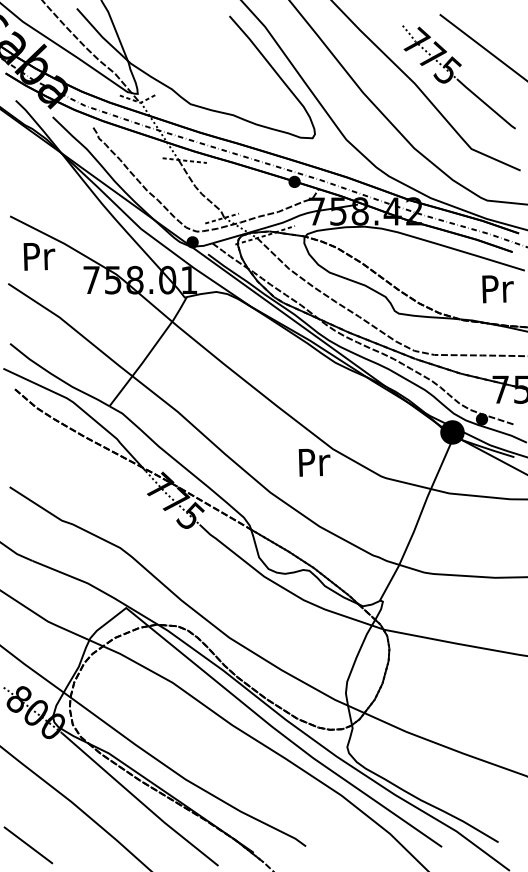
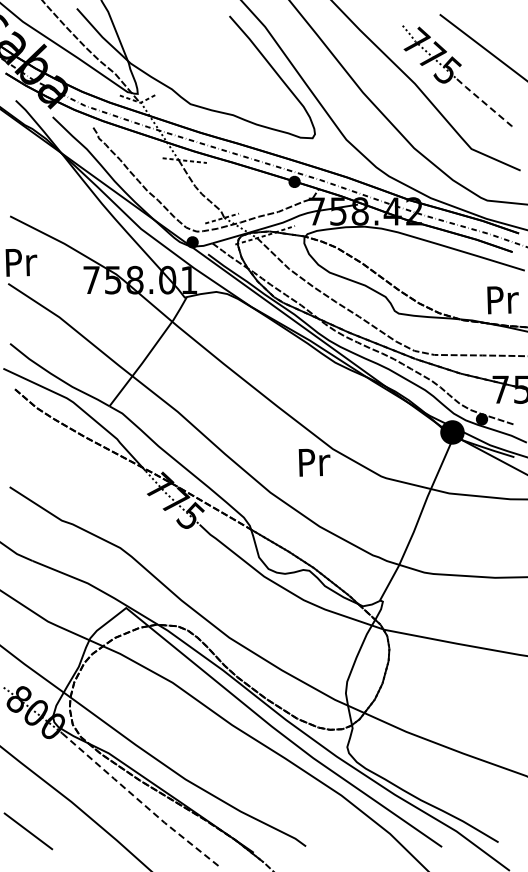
line: solid -> dashed (486, 104)
text position: (39, 256) -> (21, 262) (21, 262)
text position: (497, 289) -> (502, 300) (502, 300)
line: solid -> dashed (139, 800)
line position: (28, 845) -> (28, 831) (28, 831)
